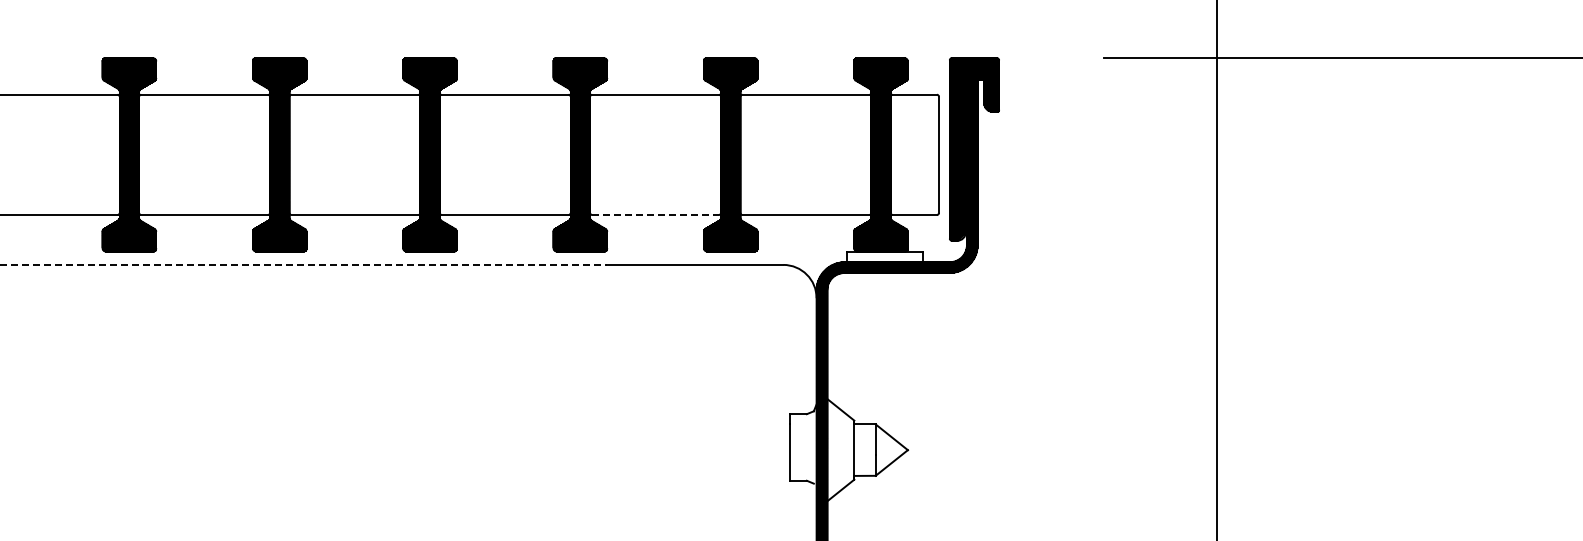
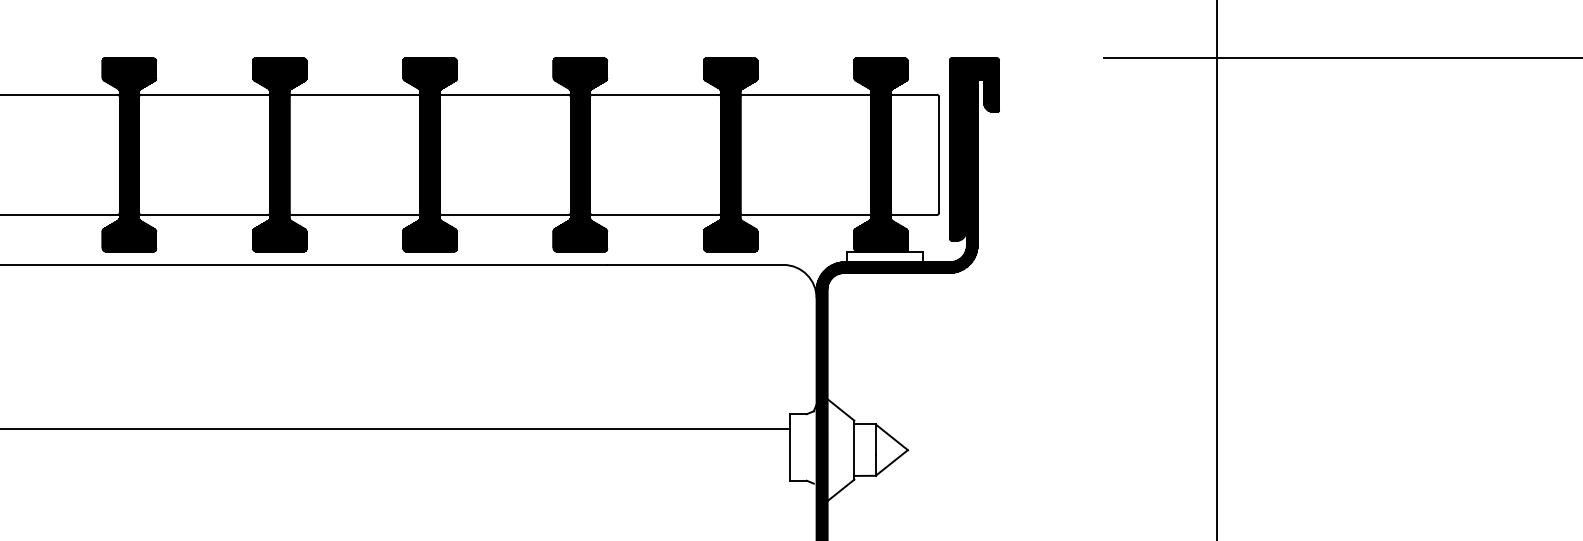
line: dashed -> solid (656, 215)
line: dashed -> solid (303, 264)
line: none -> present (395, 428)
